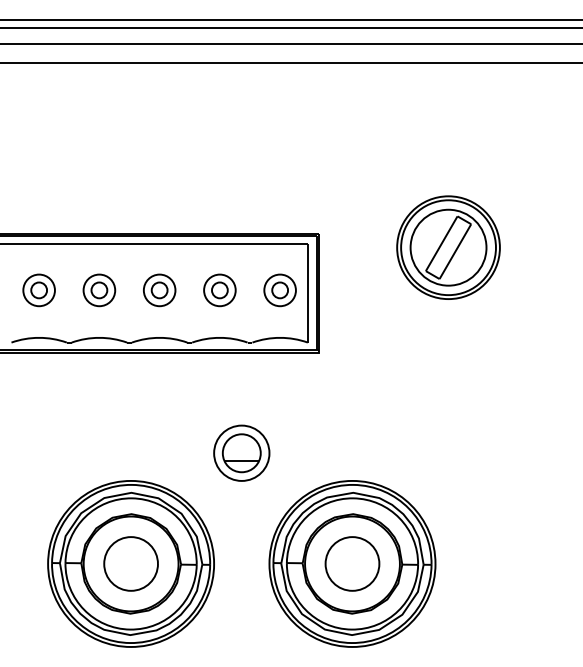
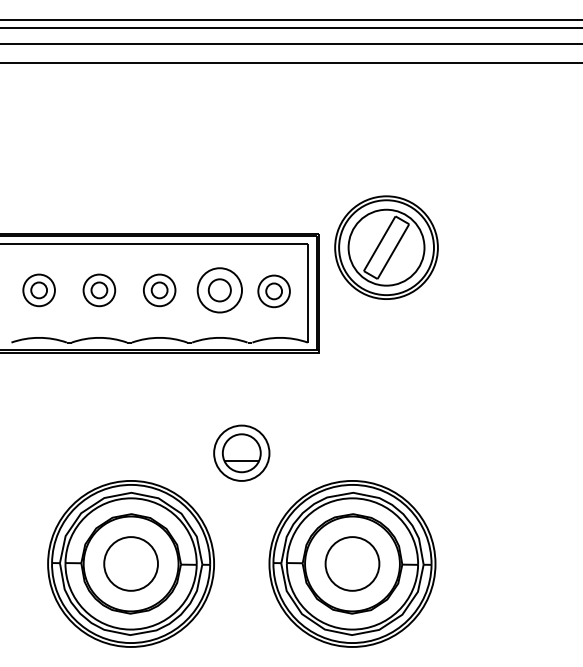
part position: (448, 247) -> (386, 247) (386, 247)
part size: 34x35 px -> 47x47 px (219, 290)
part position: (279, 290) -> (273, 291) (273, 291)
